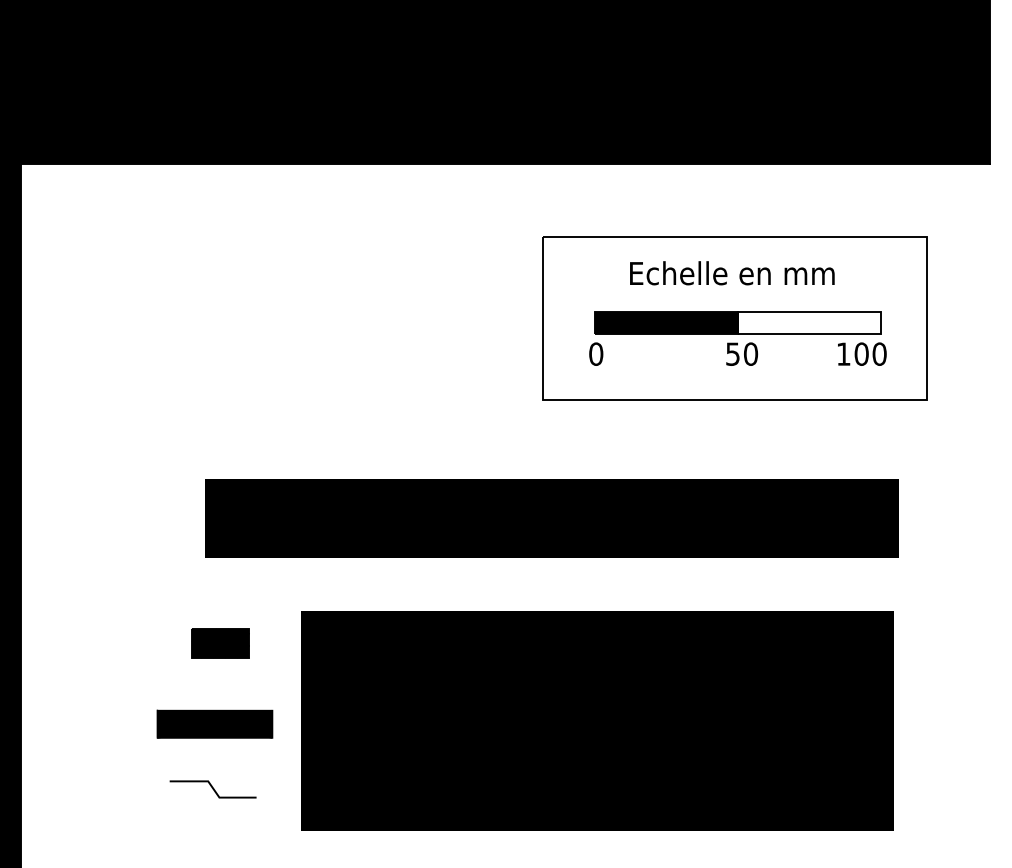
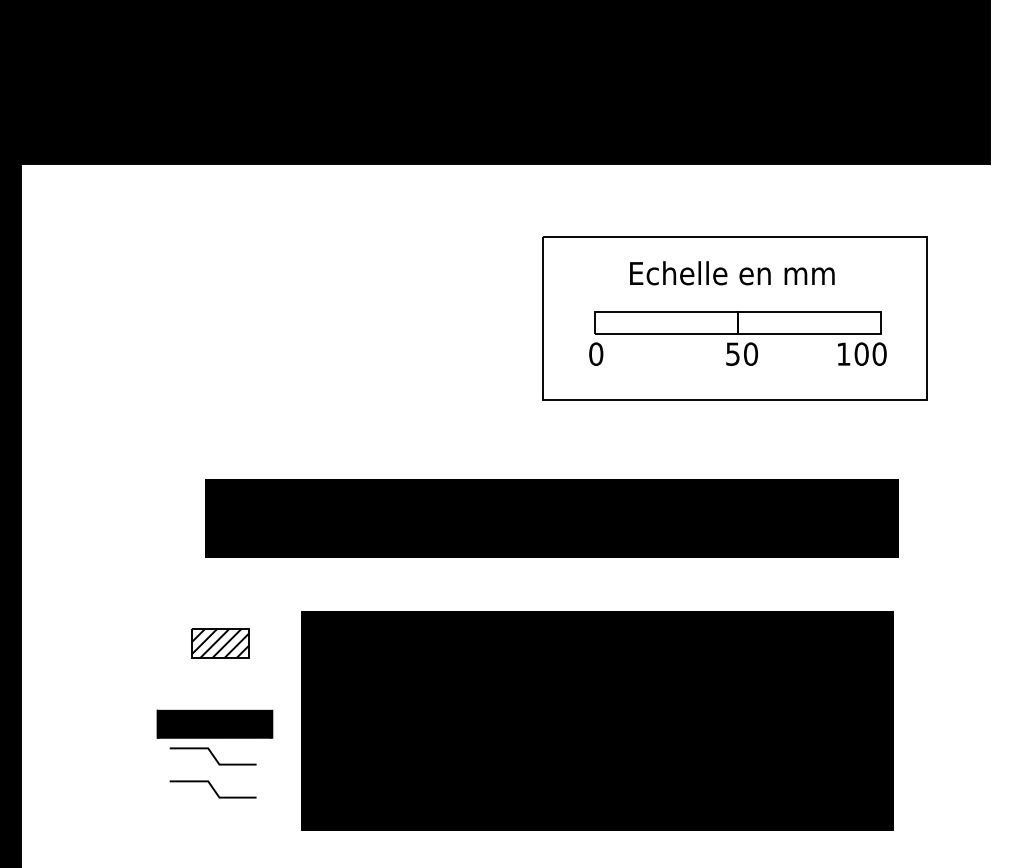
fill: present -> none (665, 322)
fill: present -> none (220, 643)
line: none -> present (212, 756)
